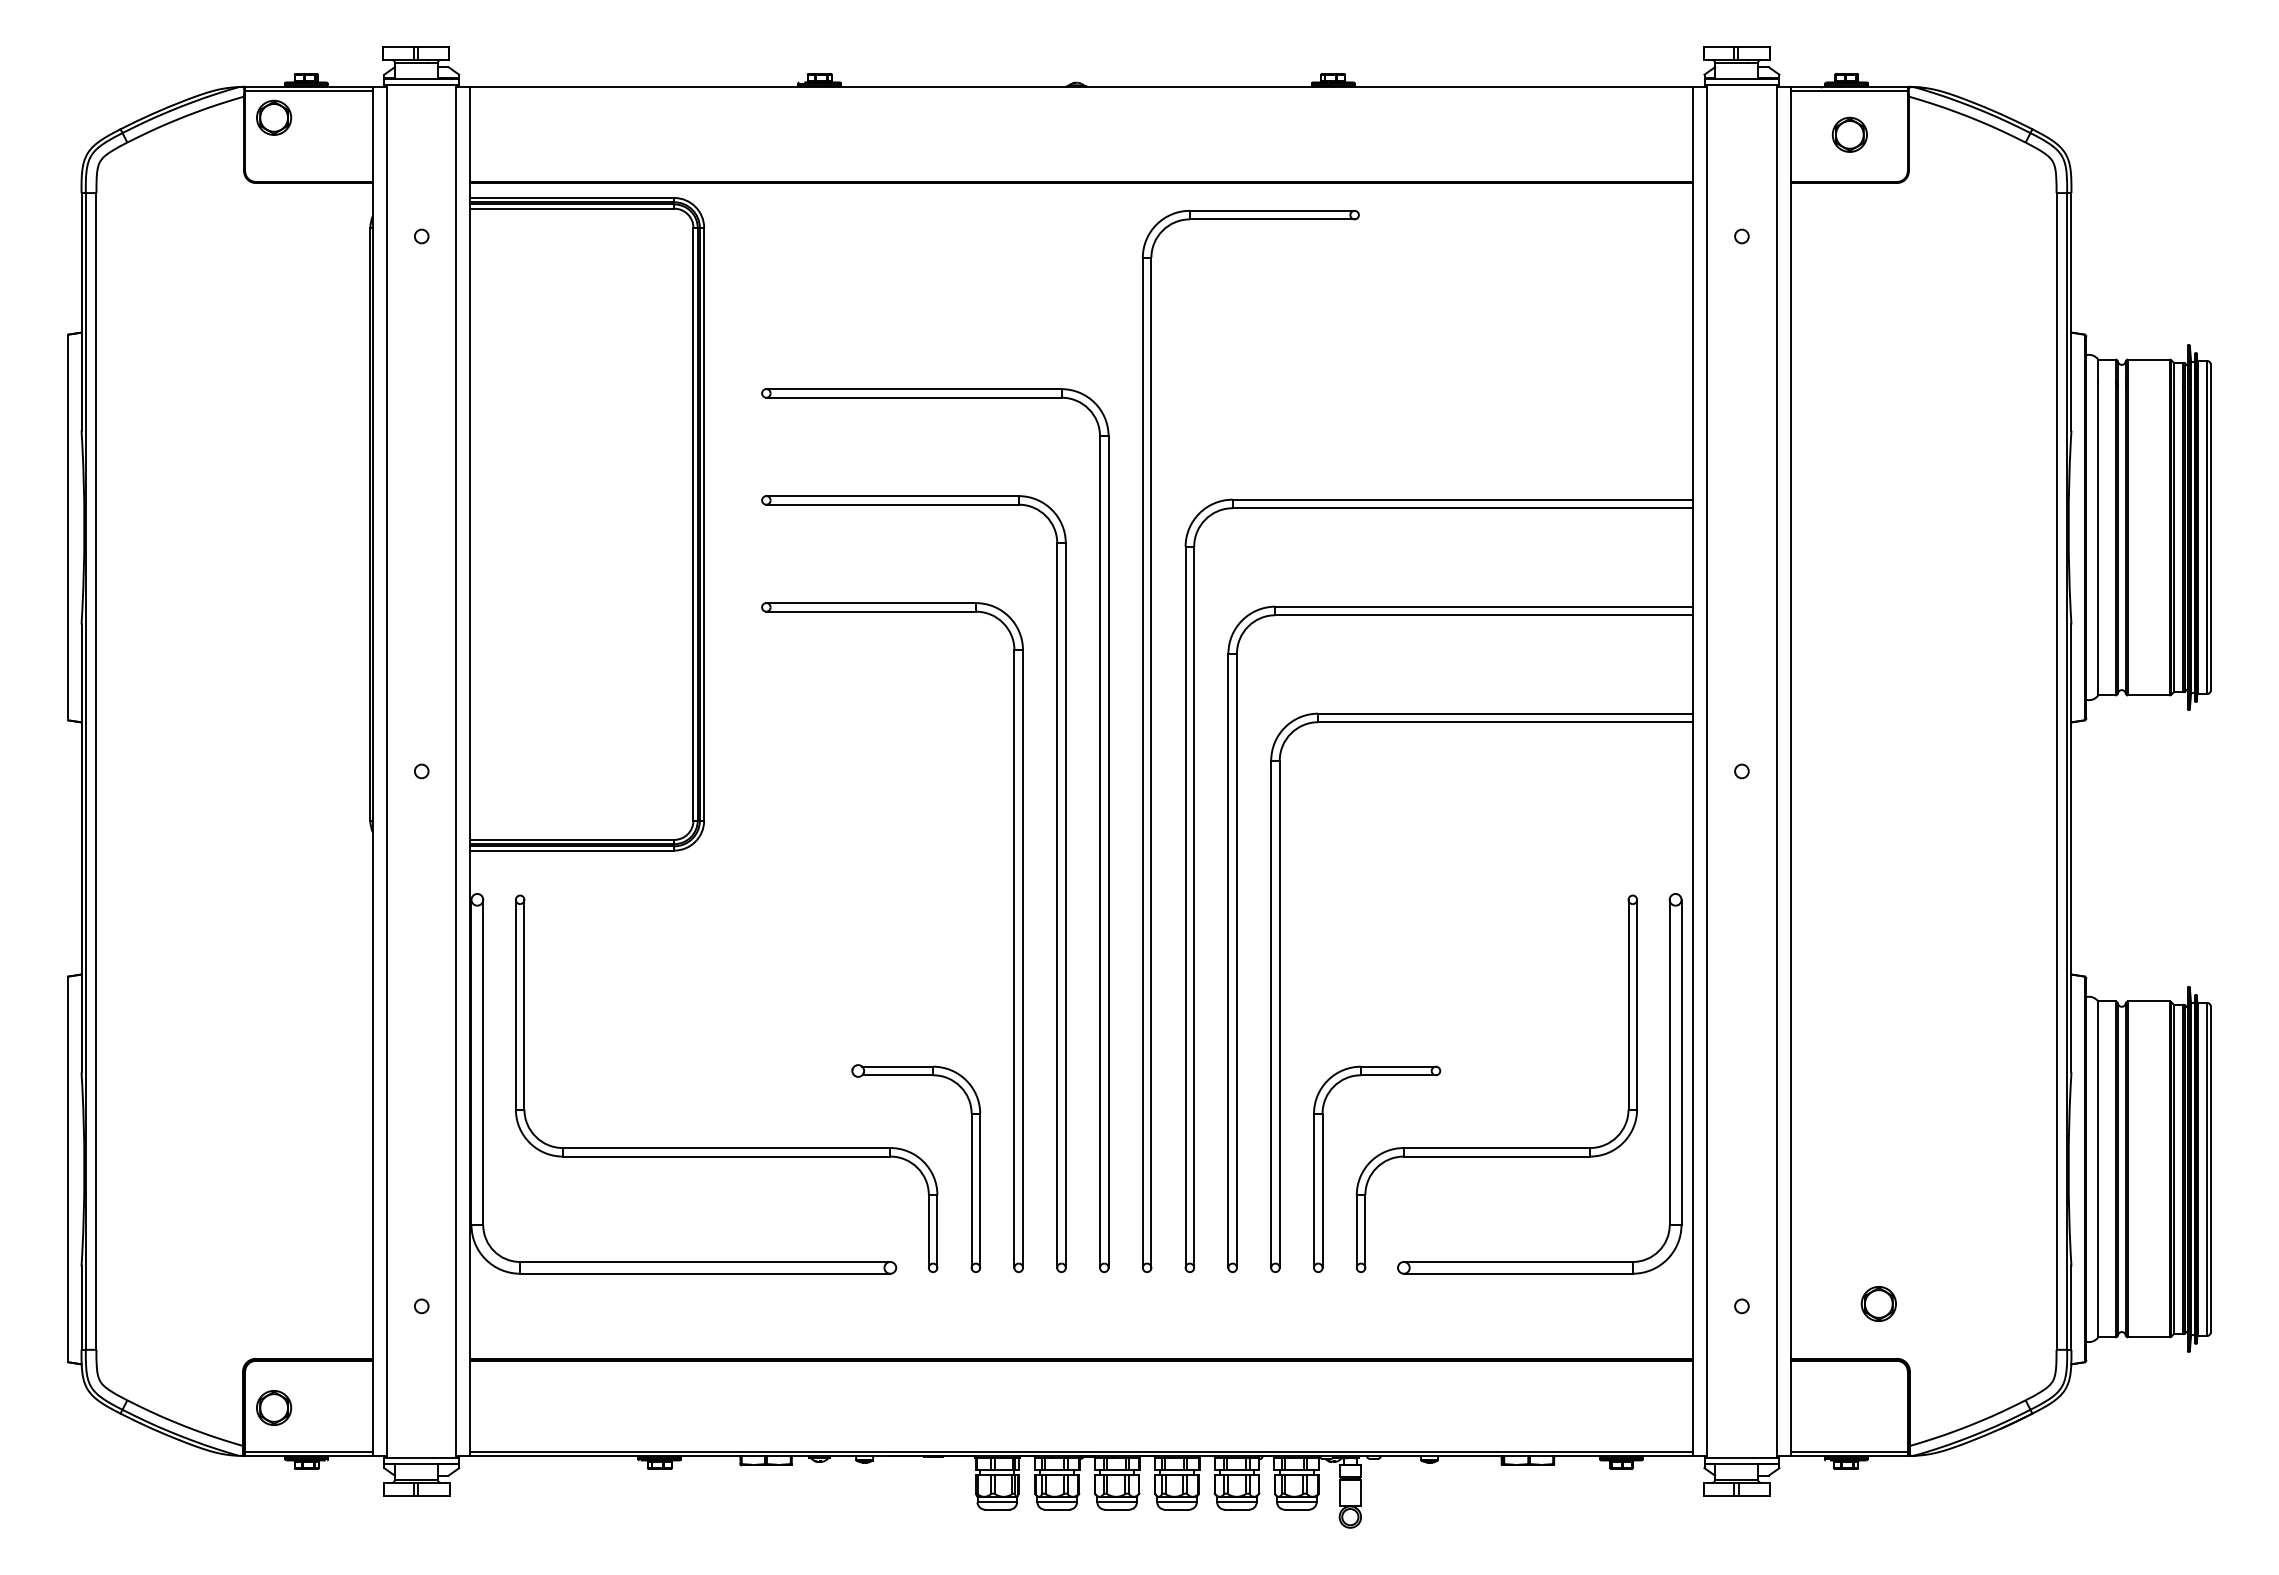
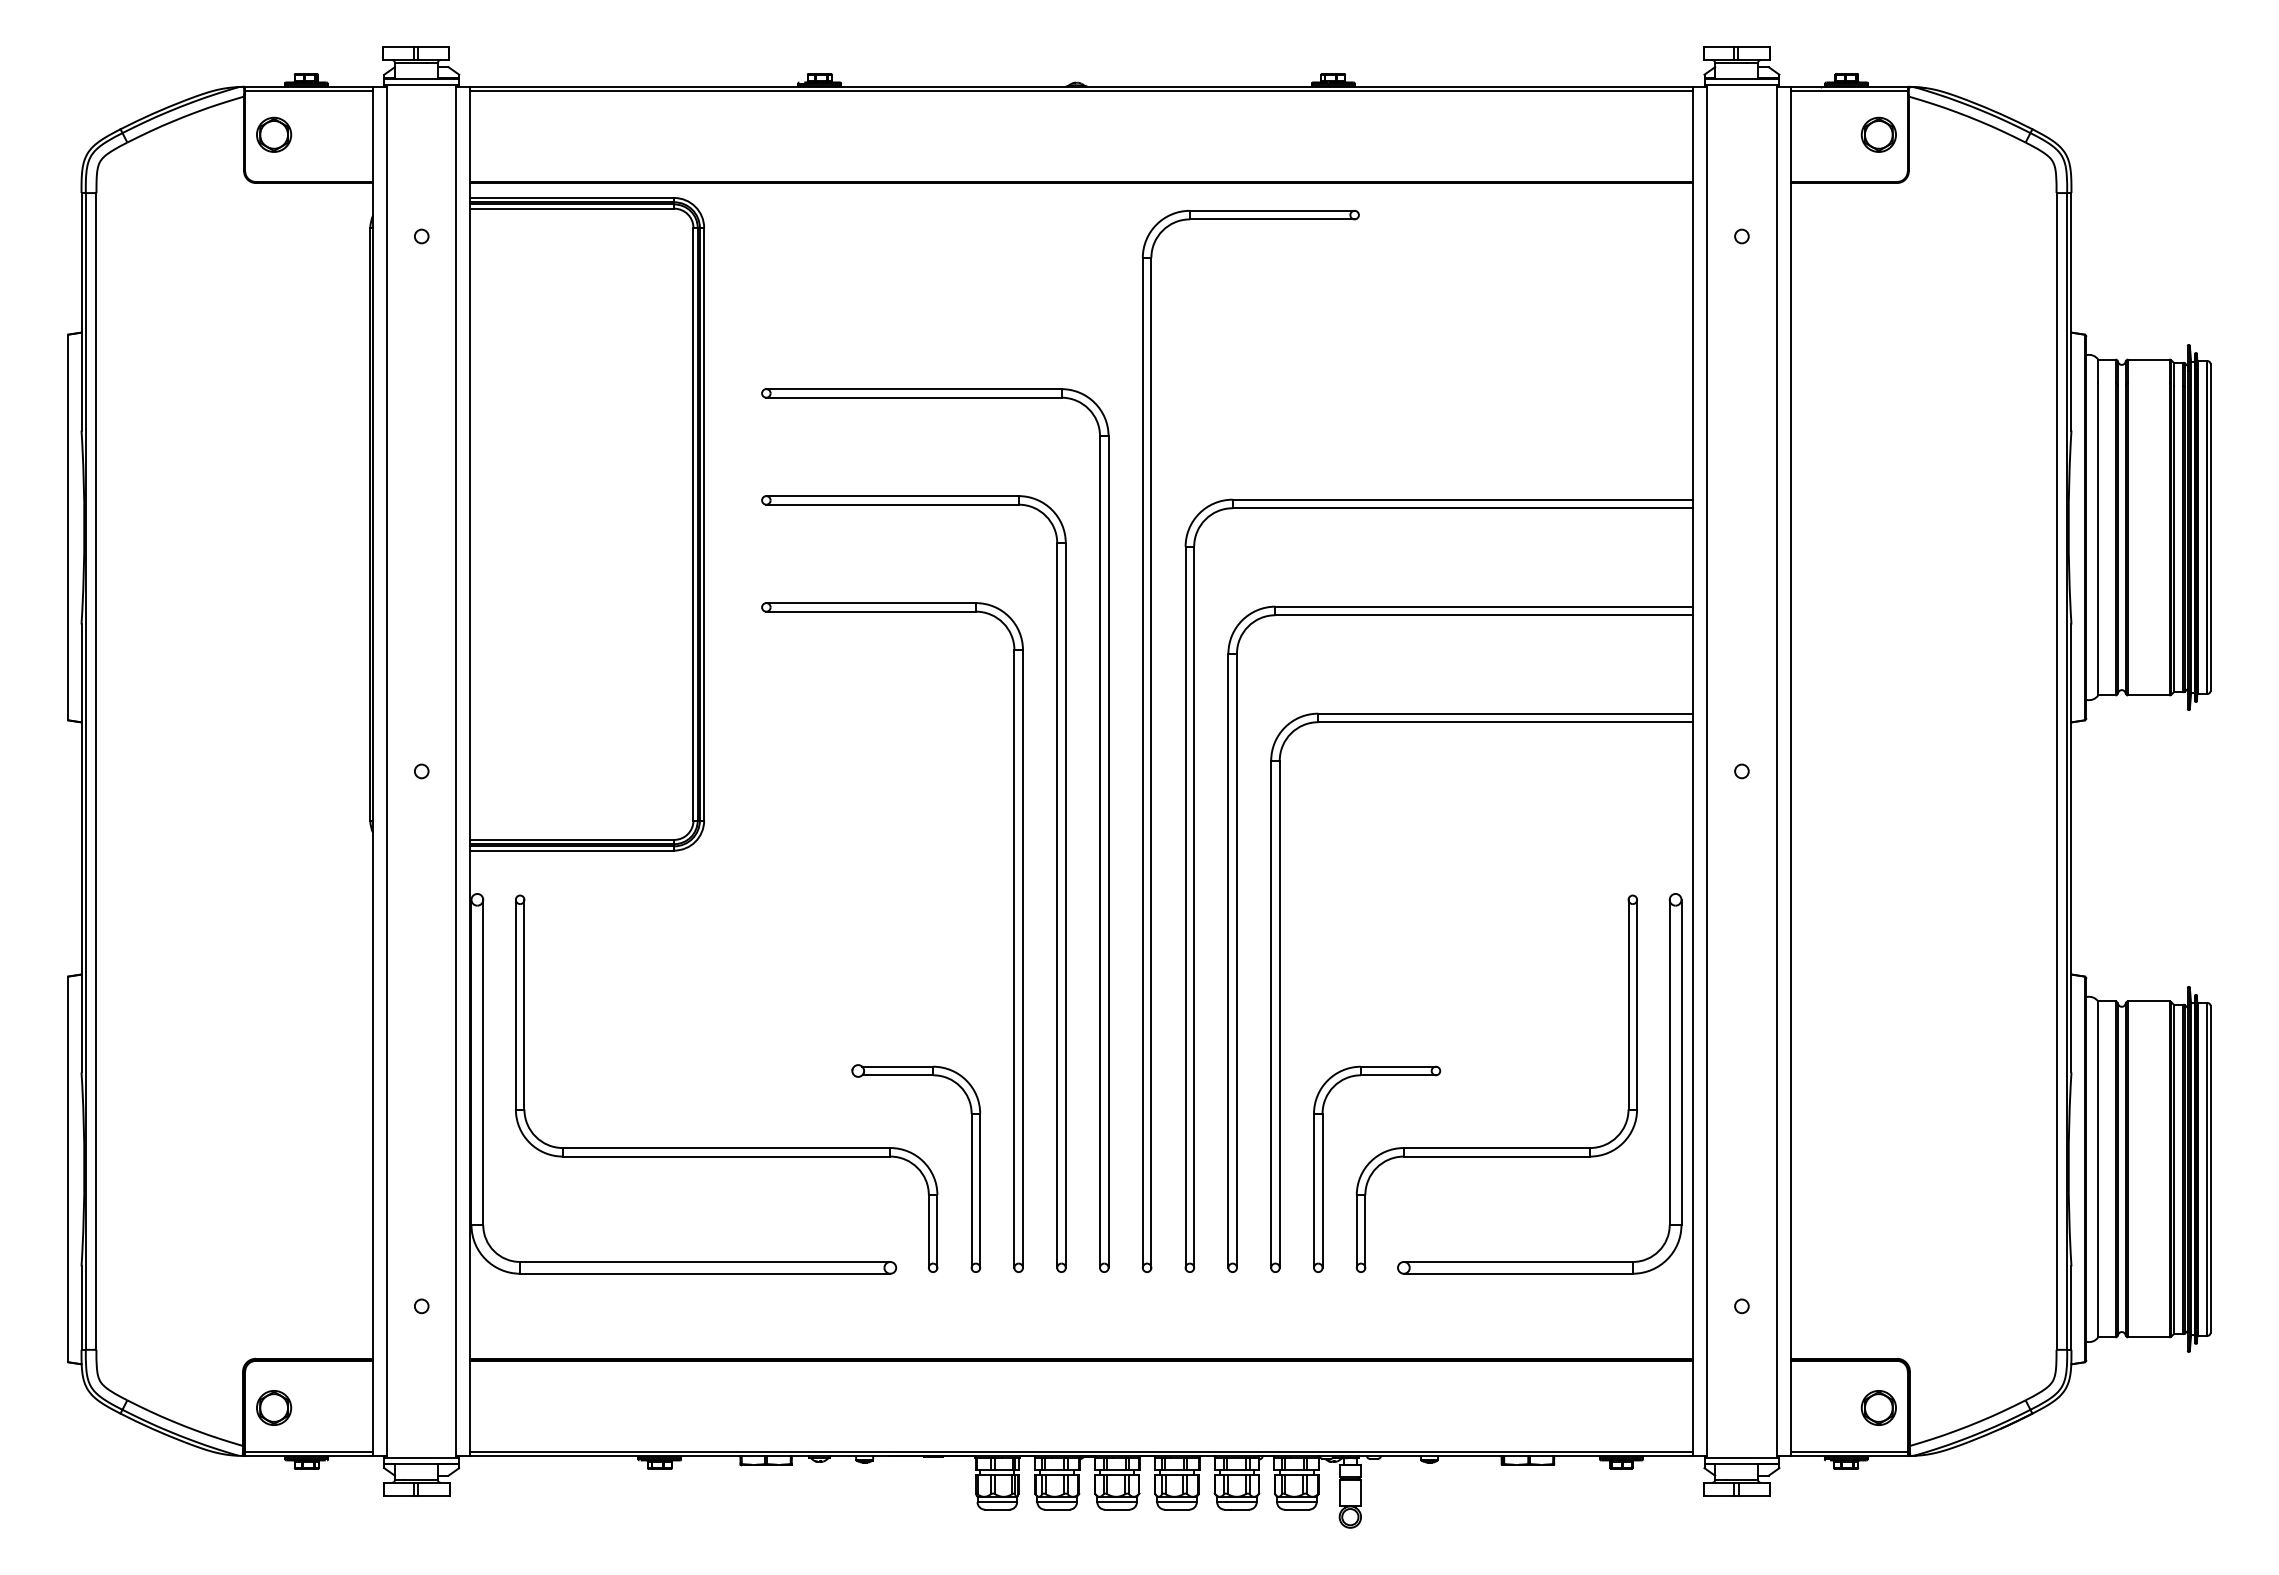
line: none -> present (1081, 90)
part position: (274, 117) -> (274, 134) (274, 134)
part position: (1849, 134) -> (1878, 134) (1878, 134)
part position: (1878, 1303) -> (1878, 1407) (1878, 1407)
